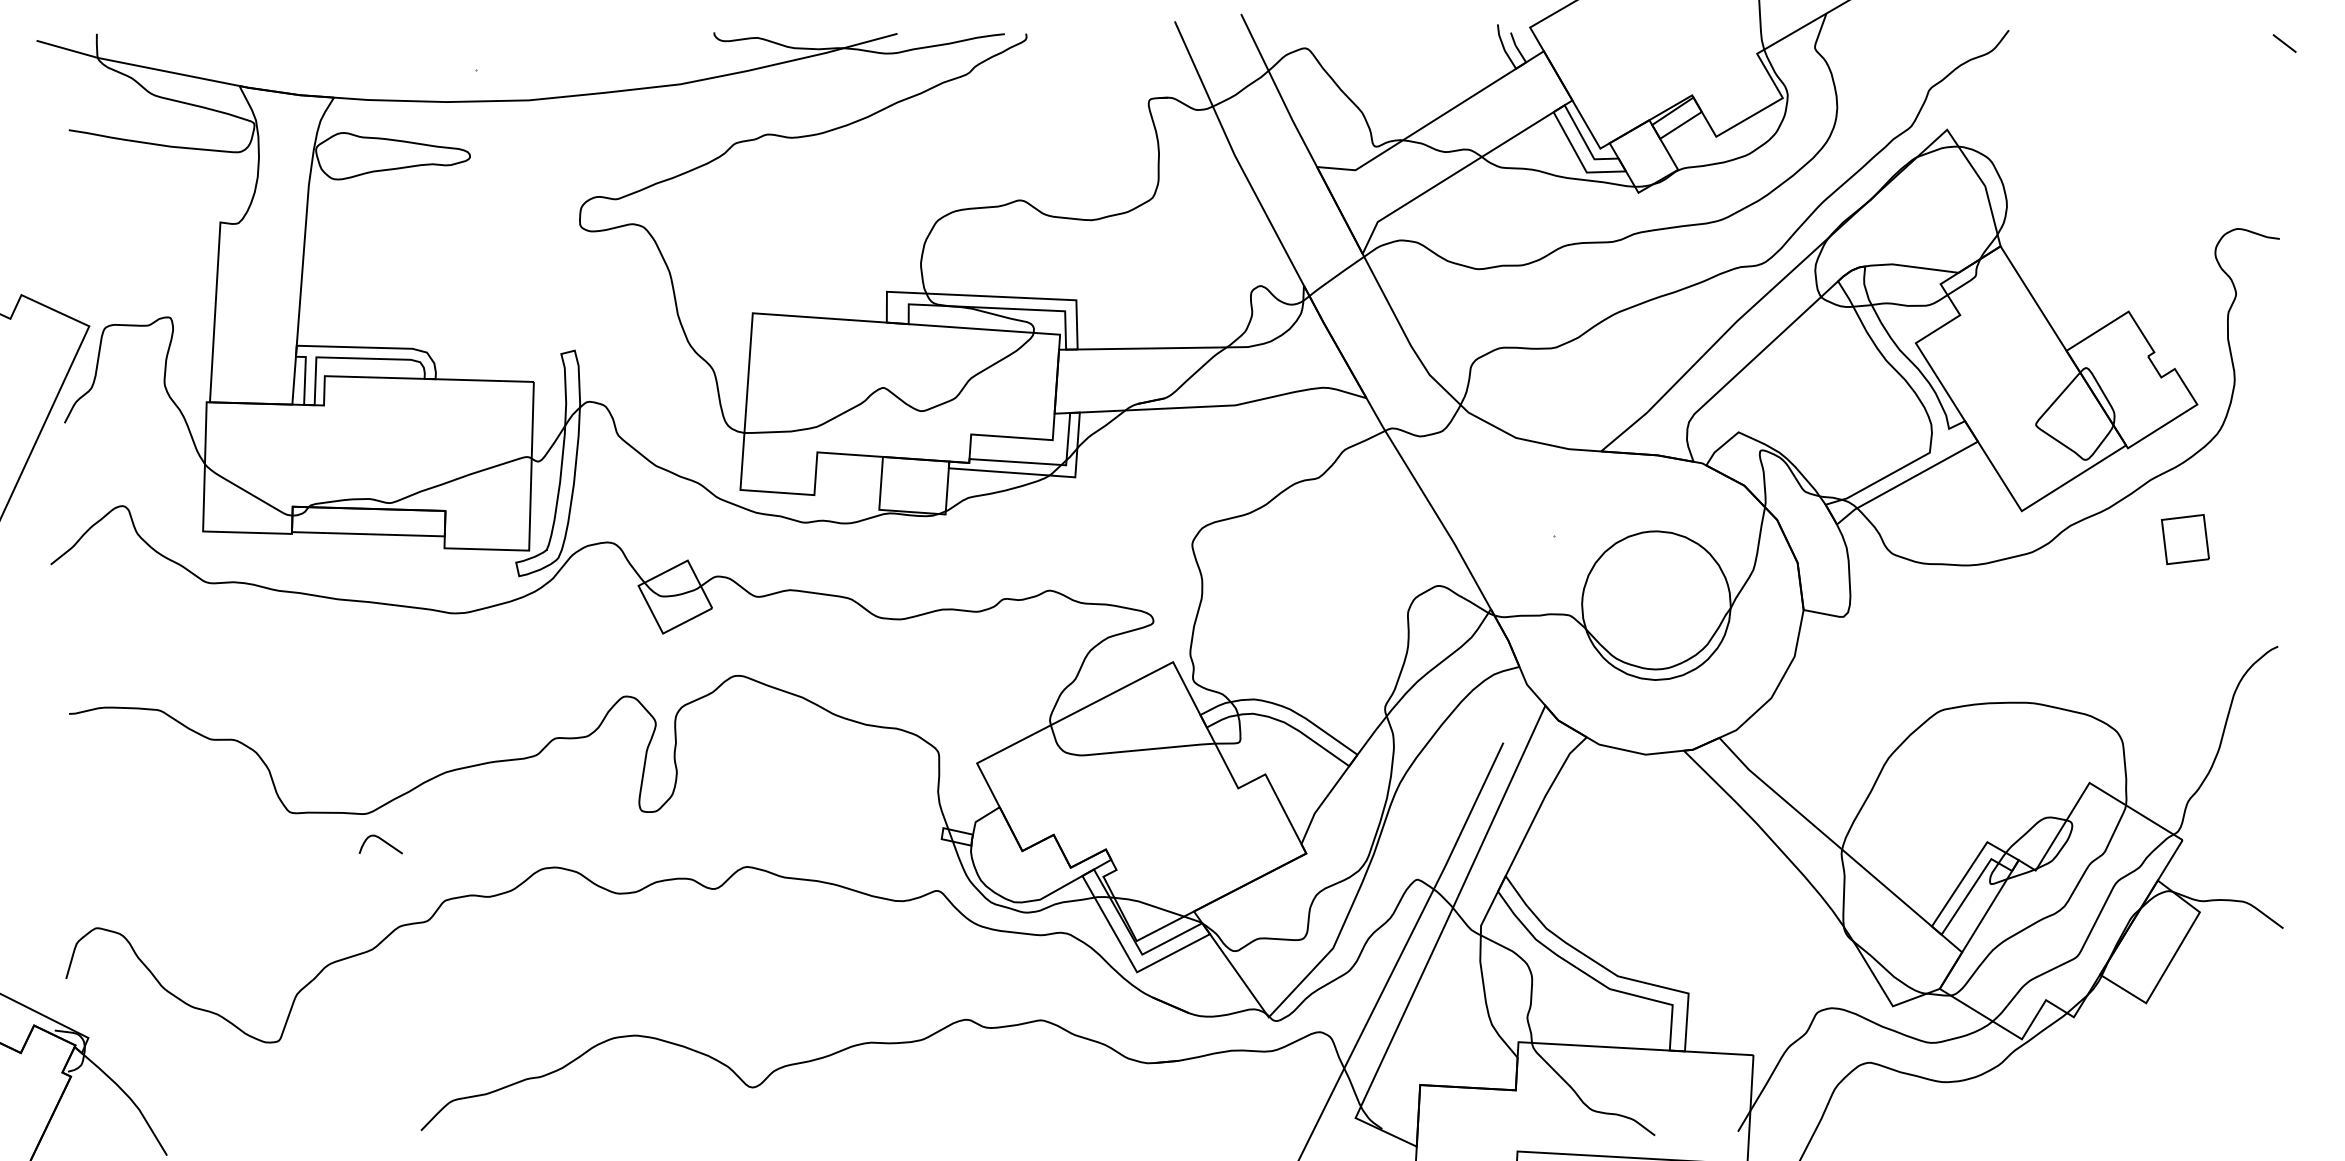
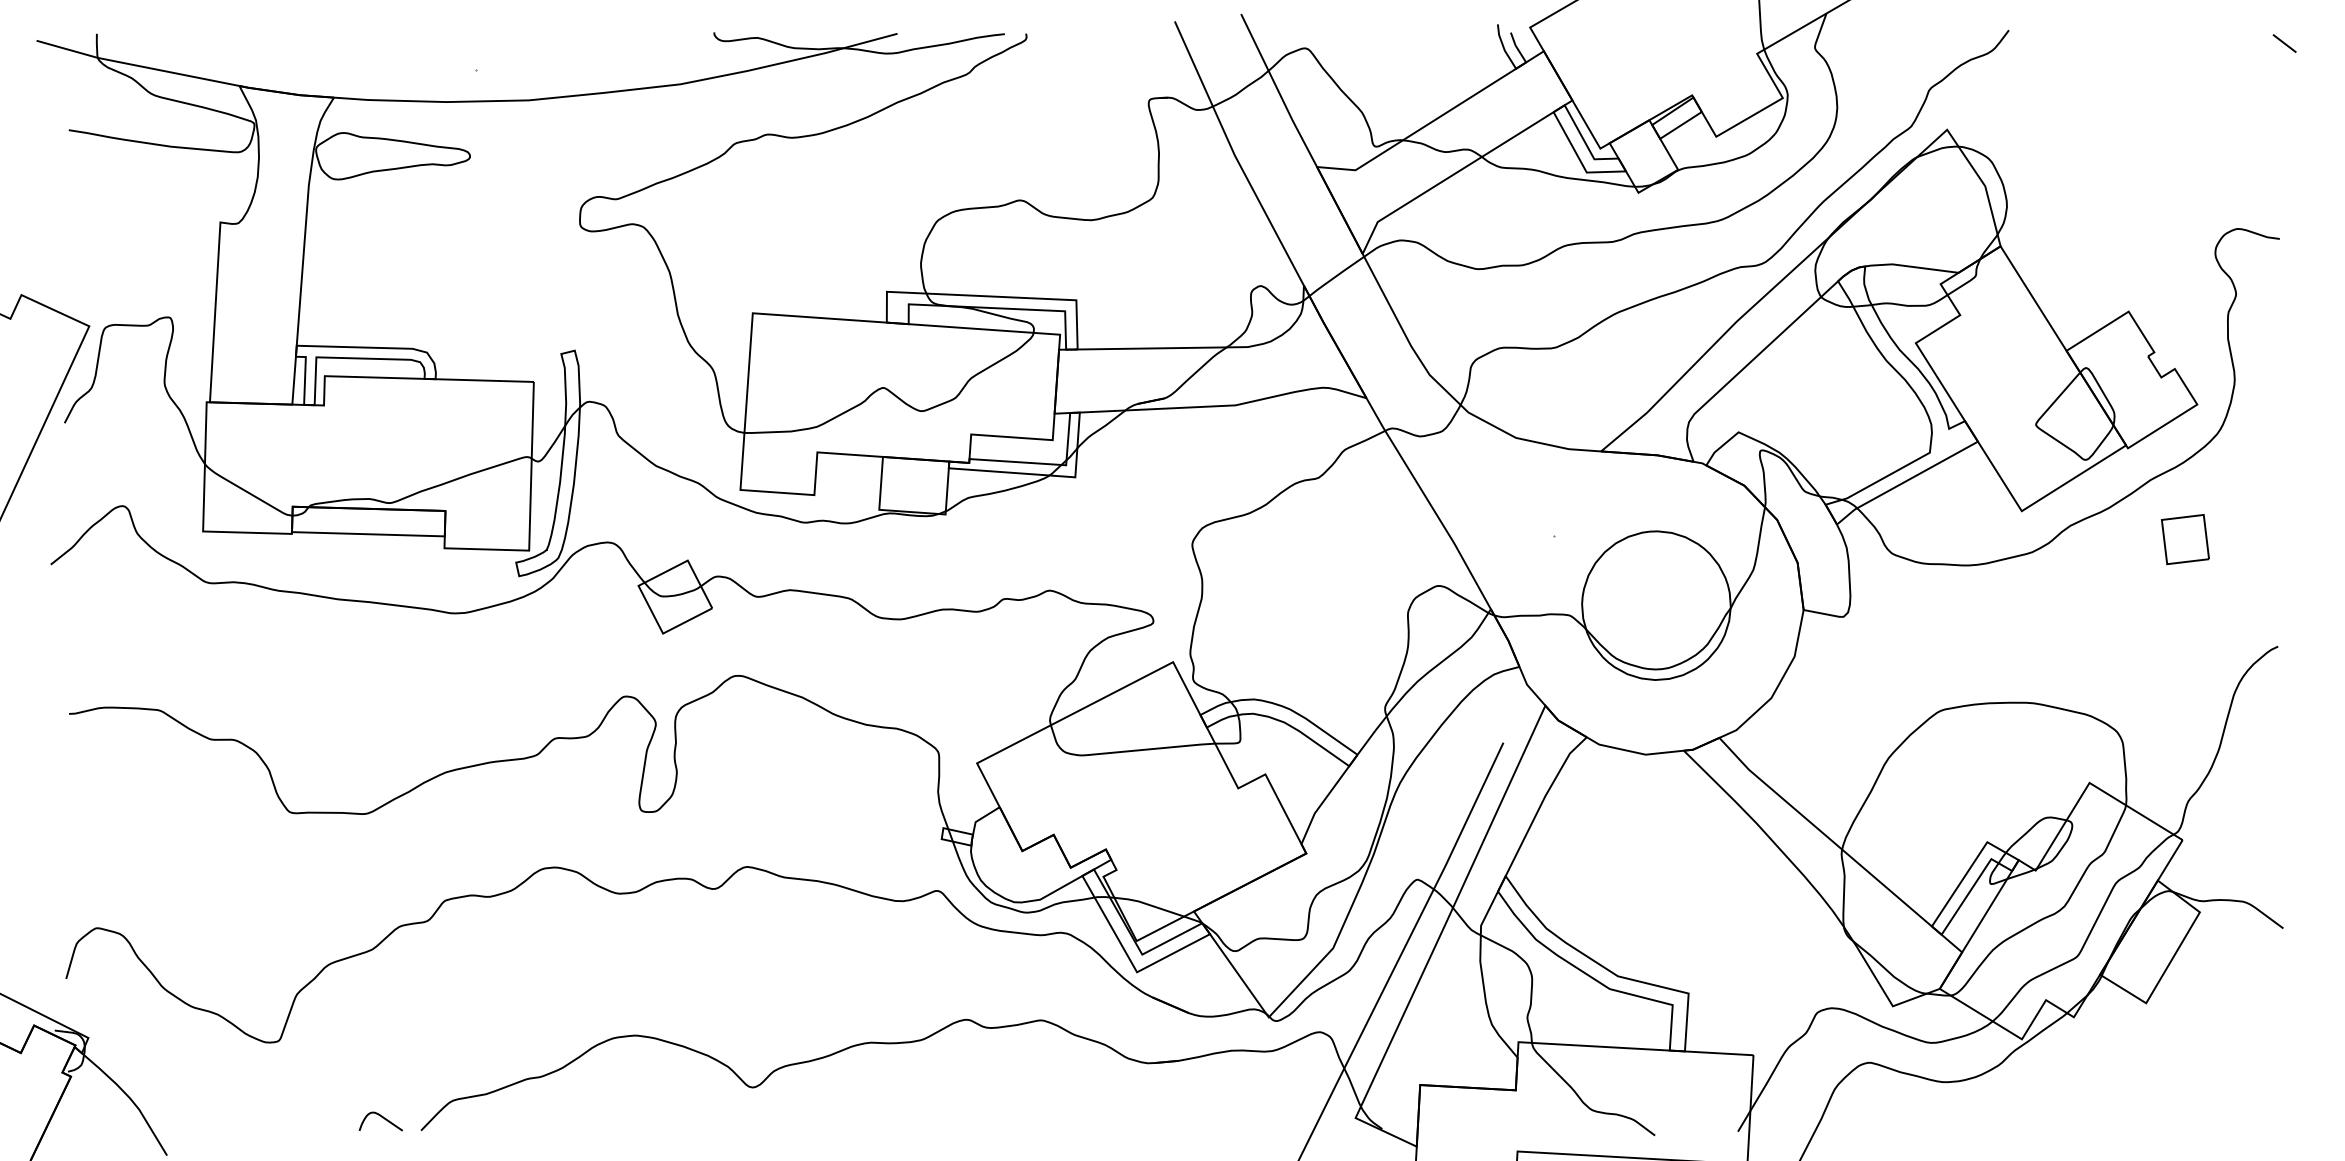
curve position: (382, 841) -> (382, 1118) (382, 1118)
